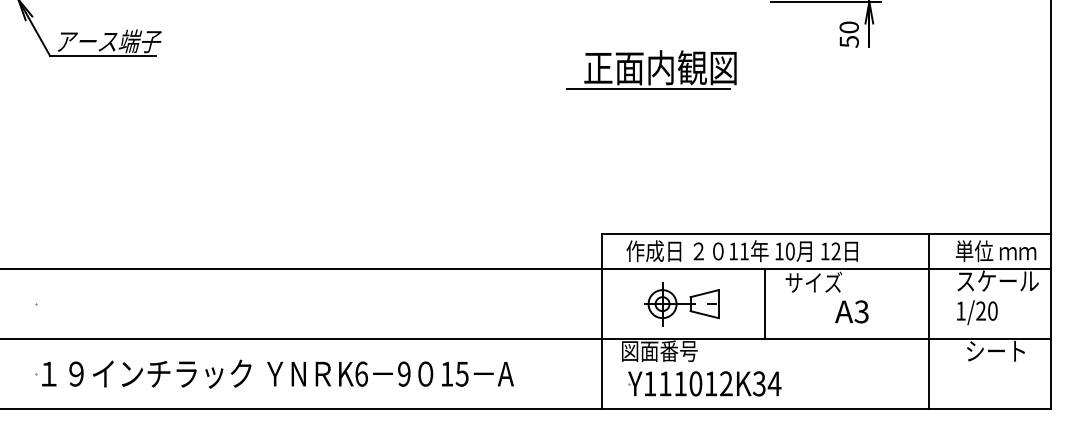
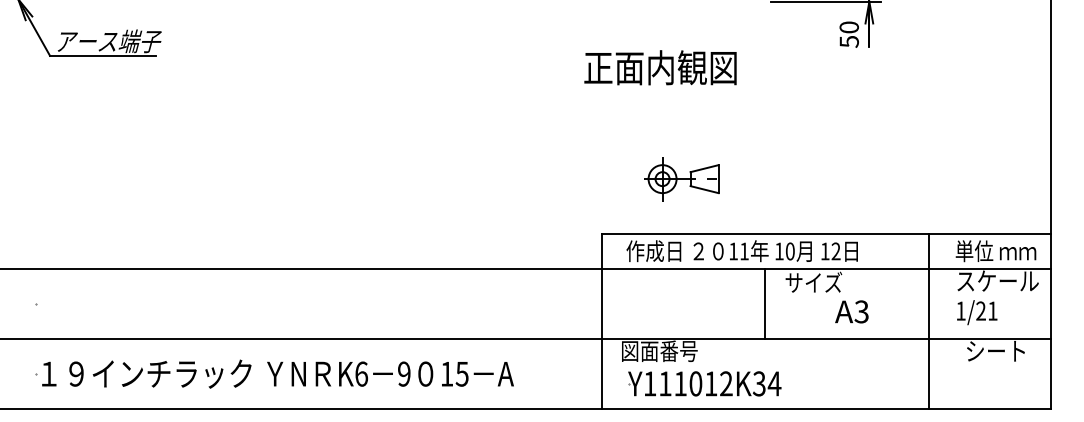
line: present -> none (648, 89)
part position: (681, 304) -> (681, 179) (681, 179)
text: 1/20 -> 1/21 (992, 310)
